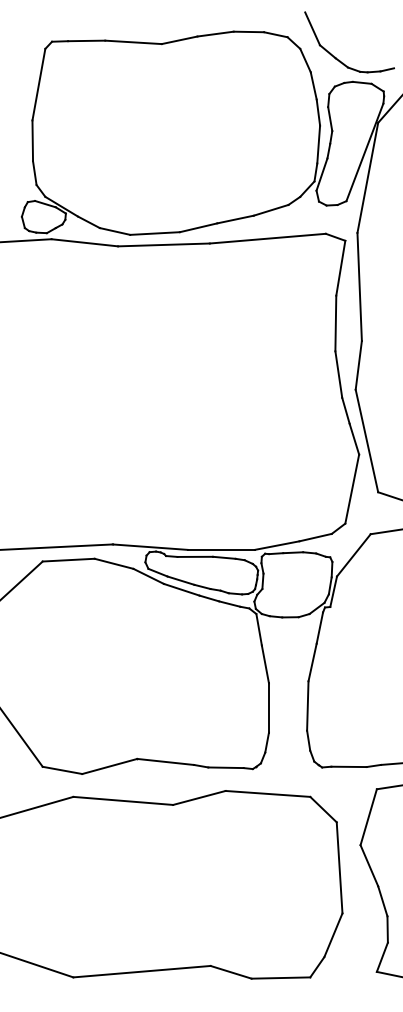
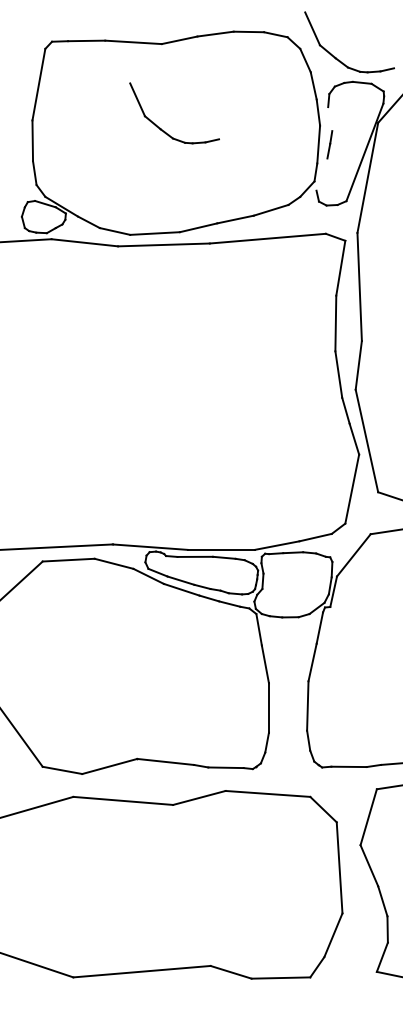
line: present -> none (330, 119)
part: none -> present (164, 130)
line: present -> none (321, 174)
